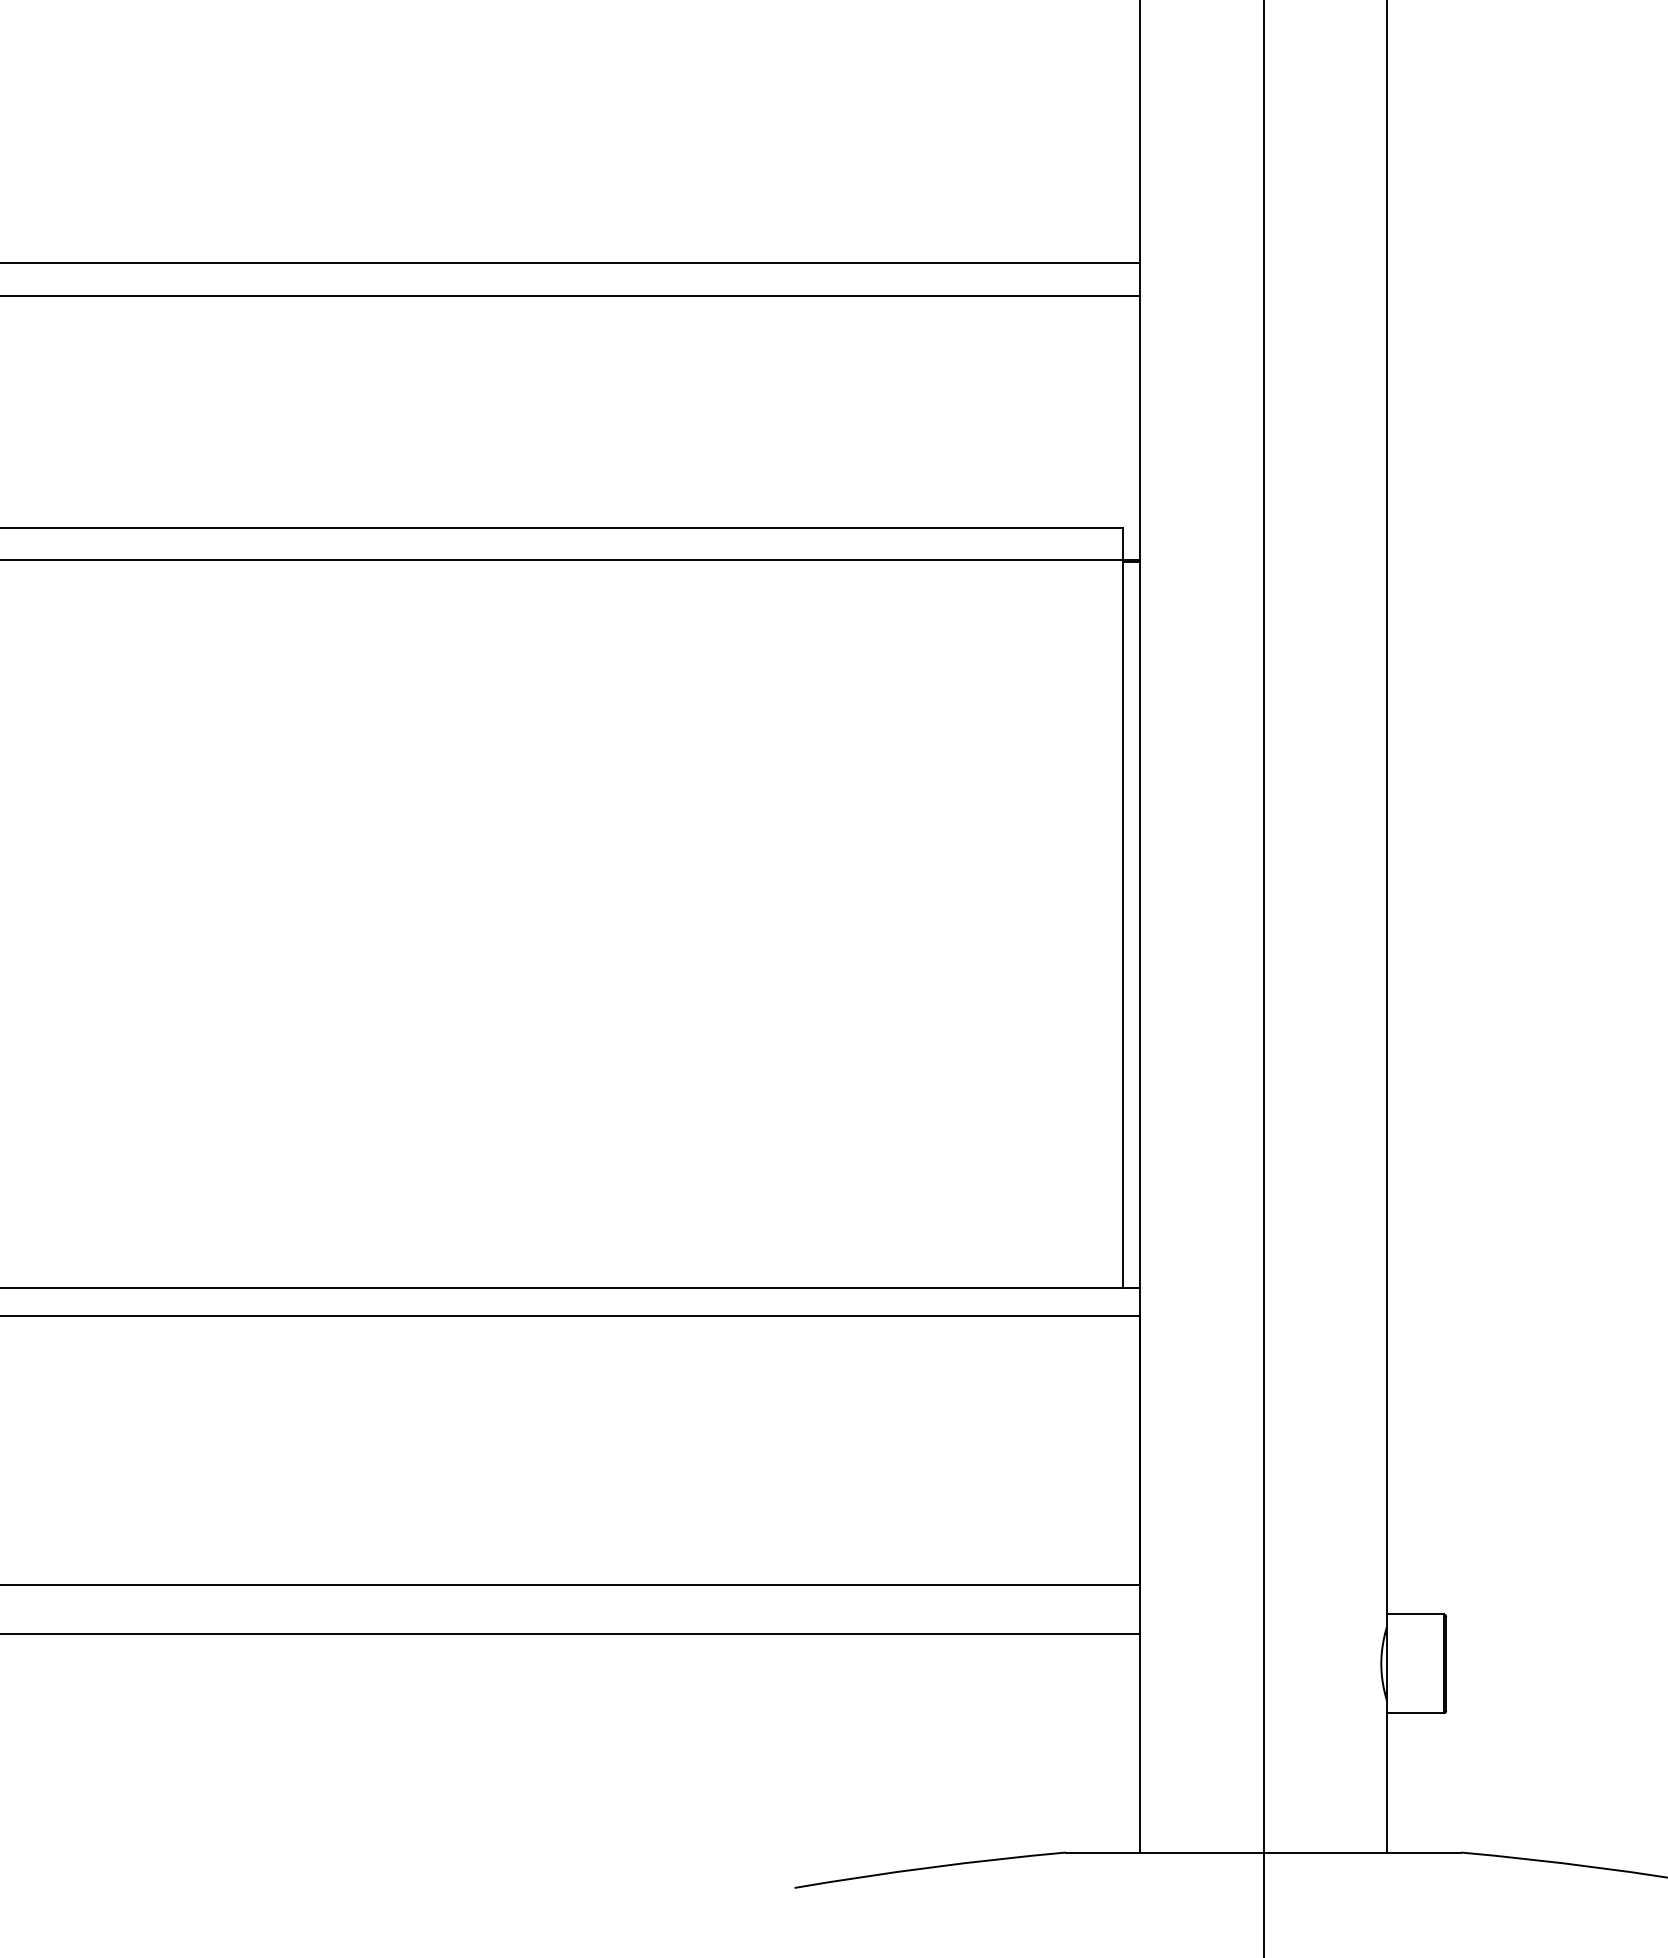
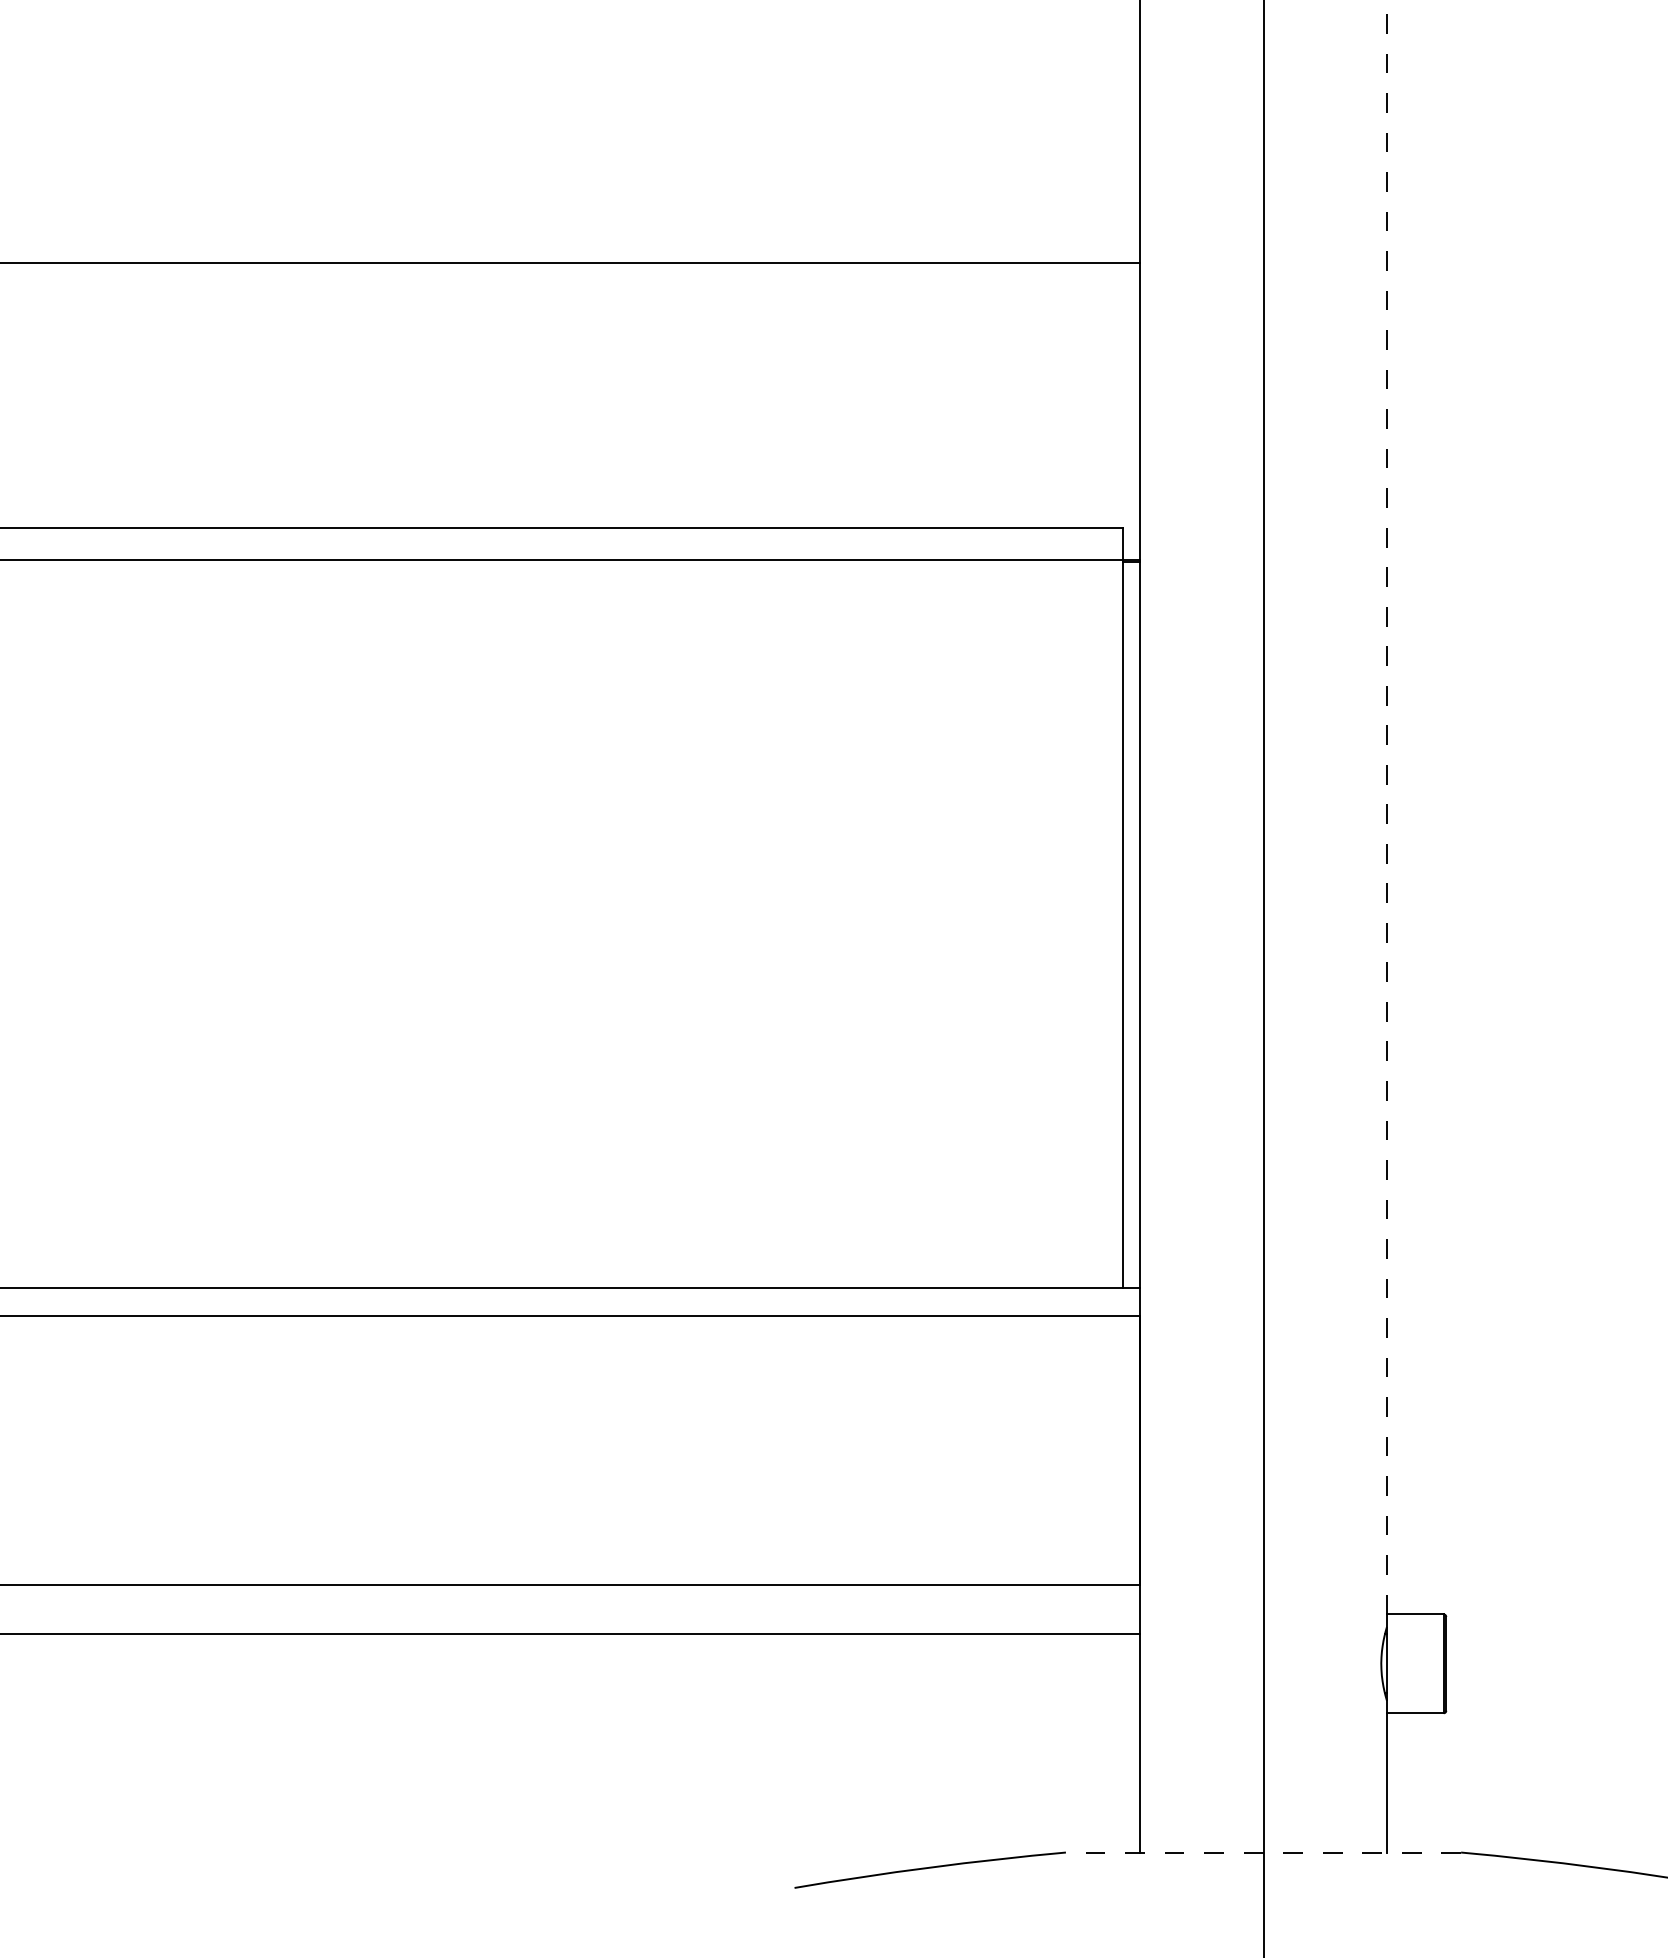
line: present -> none (571, 295)
line: solid -> dashed (1387, 807)
line: solid -> dashed (1263, 1852)
